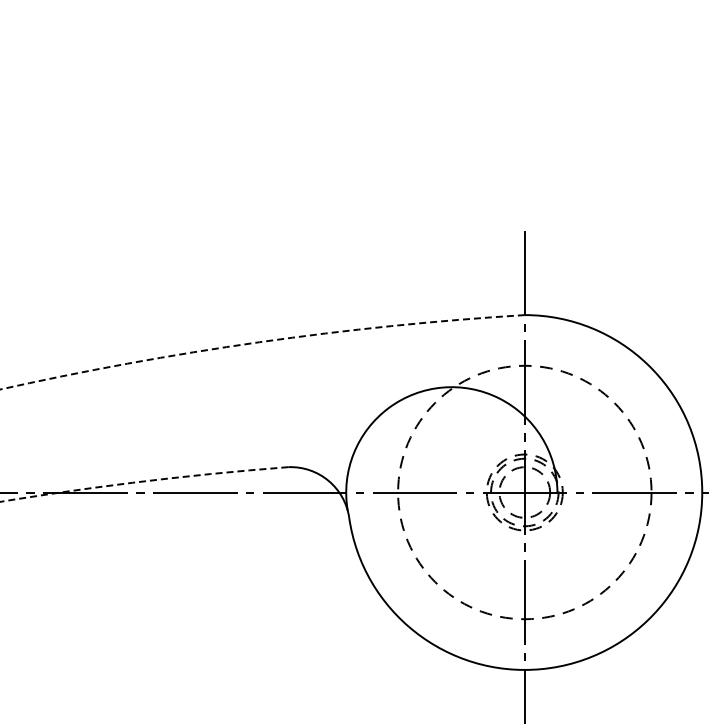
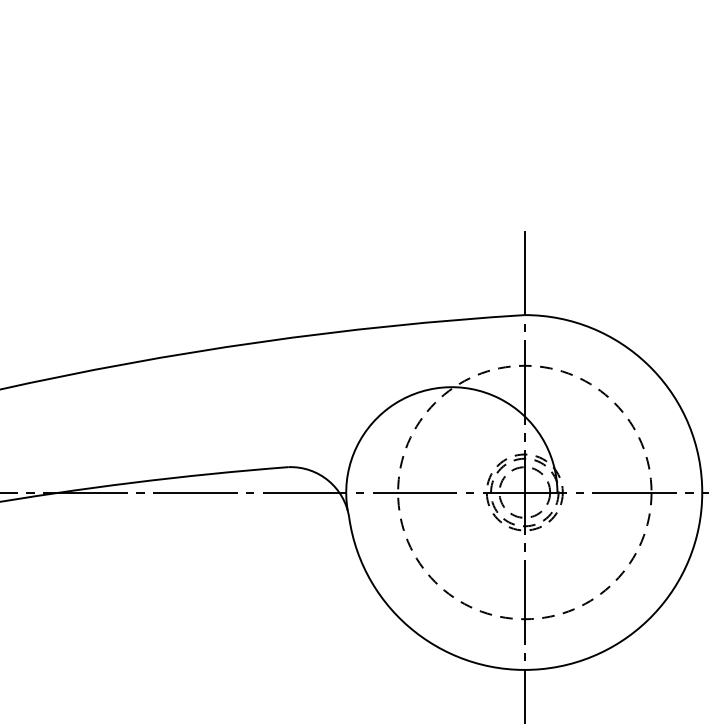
arc: dashed -> solid (260, 342)
arc: dashed -> solid (143, 481)
